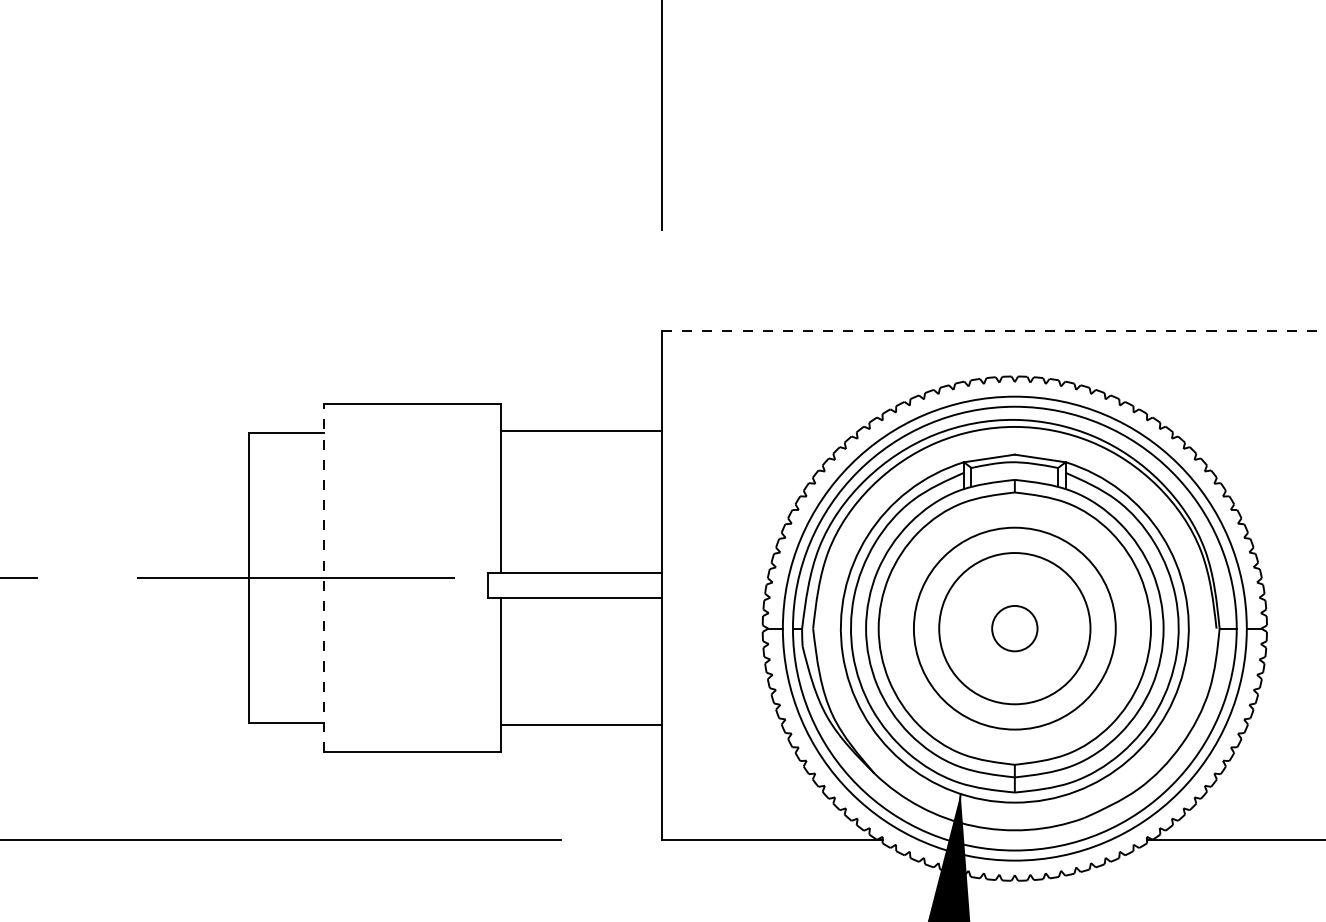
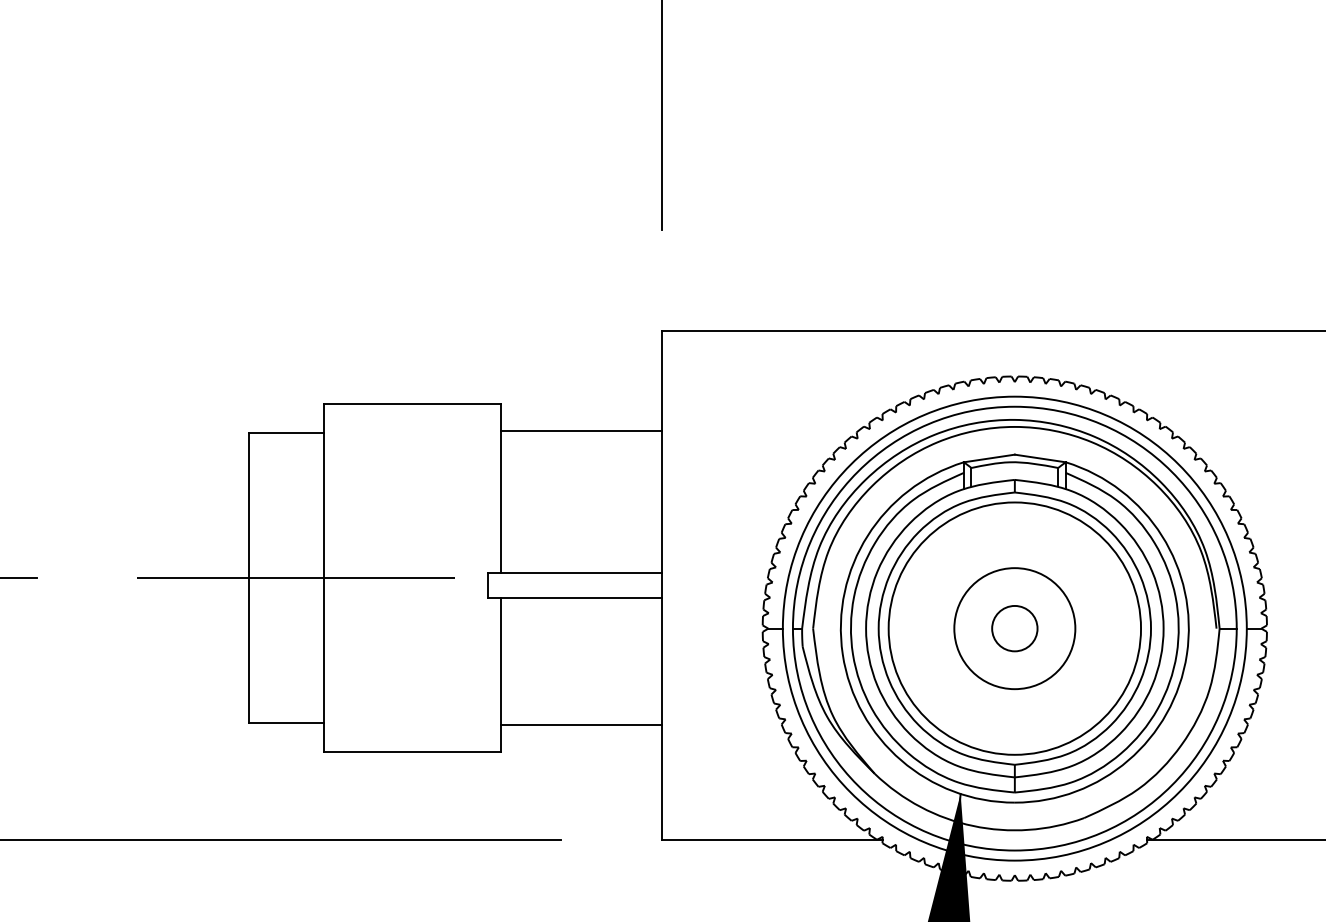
line: dashed -> solid (993, 330)
line: dashed -> solid (324, 578)
circle diameter: 151 px -> 121 px (1014, 628)
circle diameter: 202 px -> 252 px (1014, 628)
